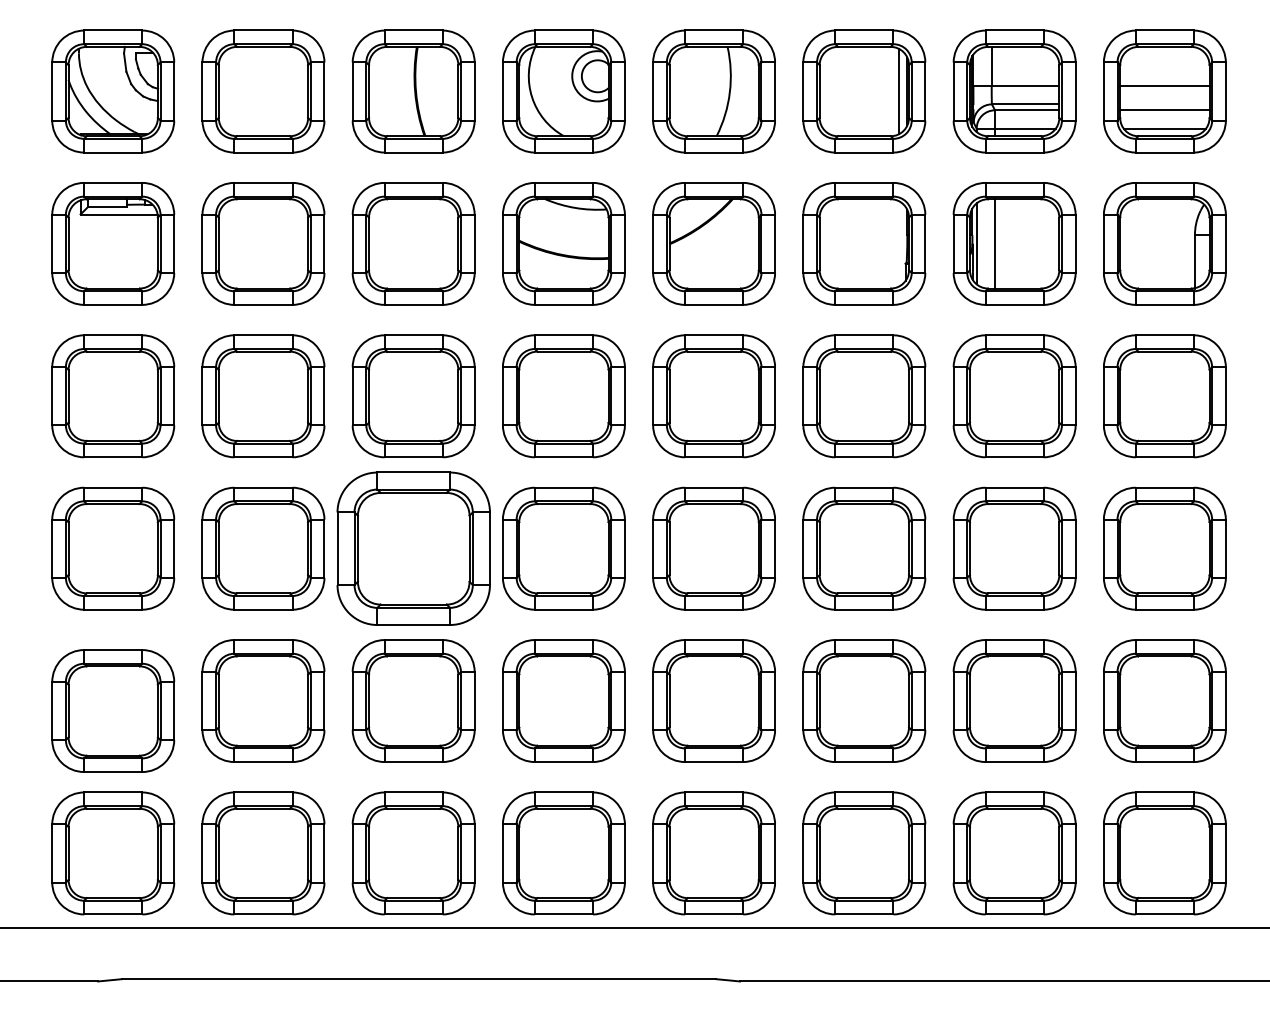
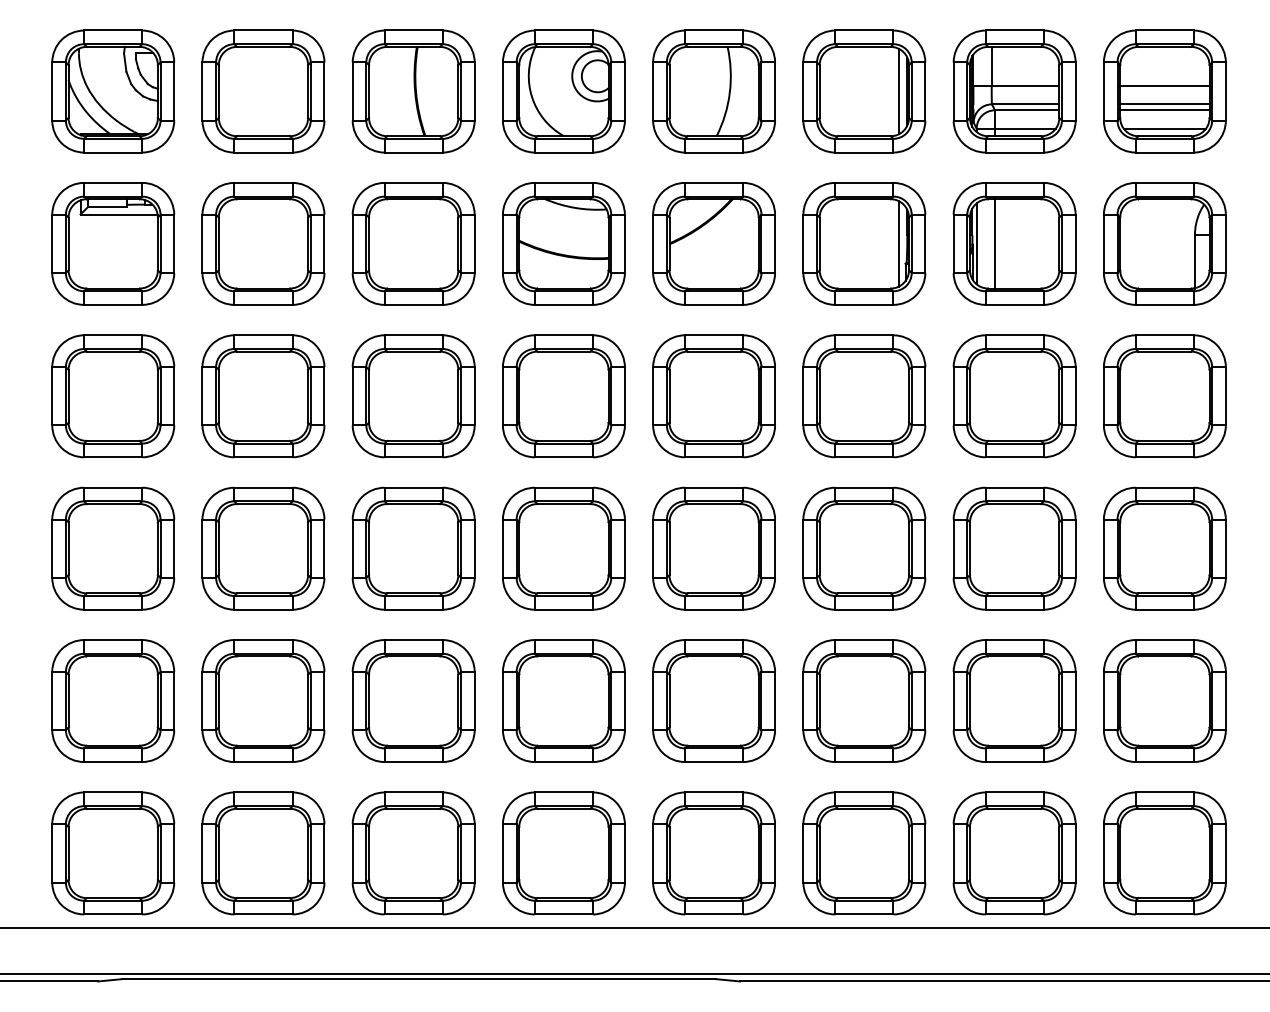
line: none -> present (1164, 104)
line: none -> present (899, 243)
part size: 155x155 px -> 125x125 px (413, 548)
part position: (113, 710) -> (113, 700) (113, 700)
line: none -> present (634, 973)
